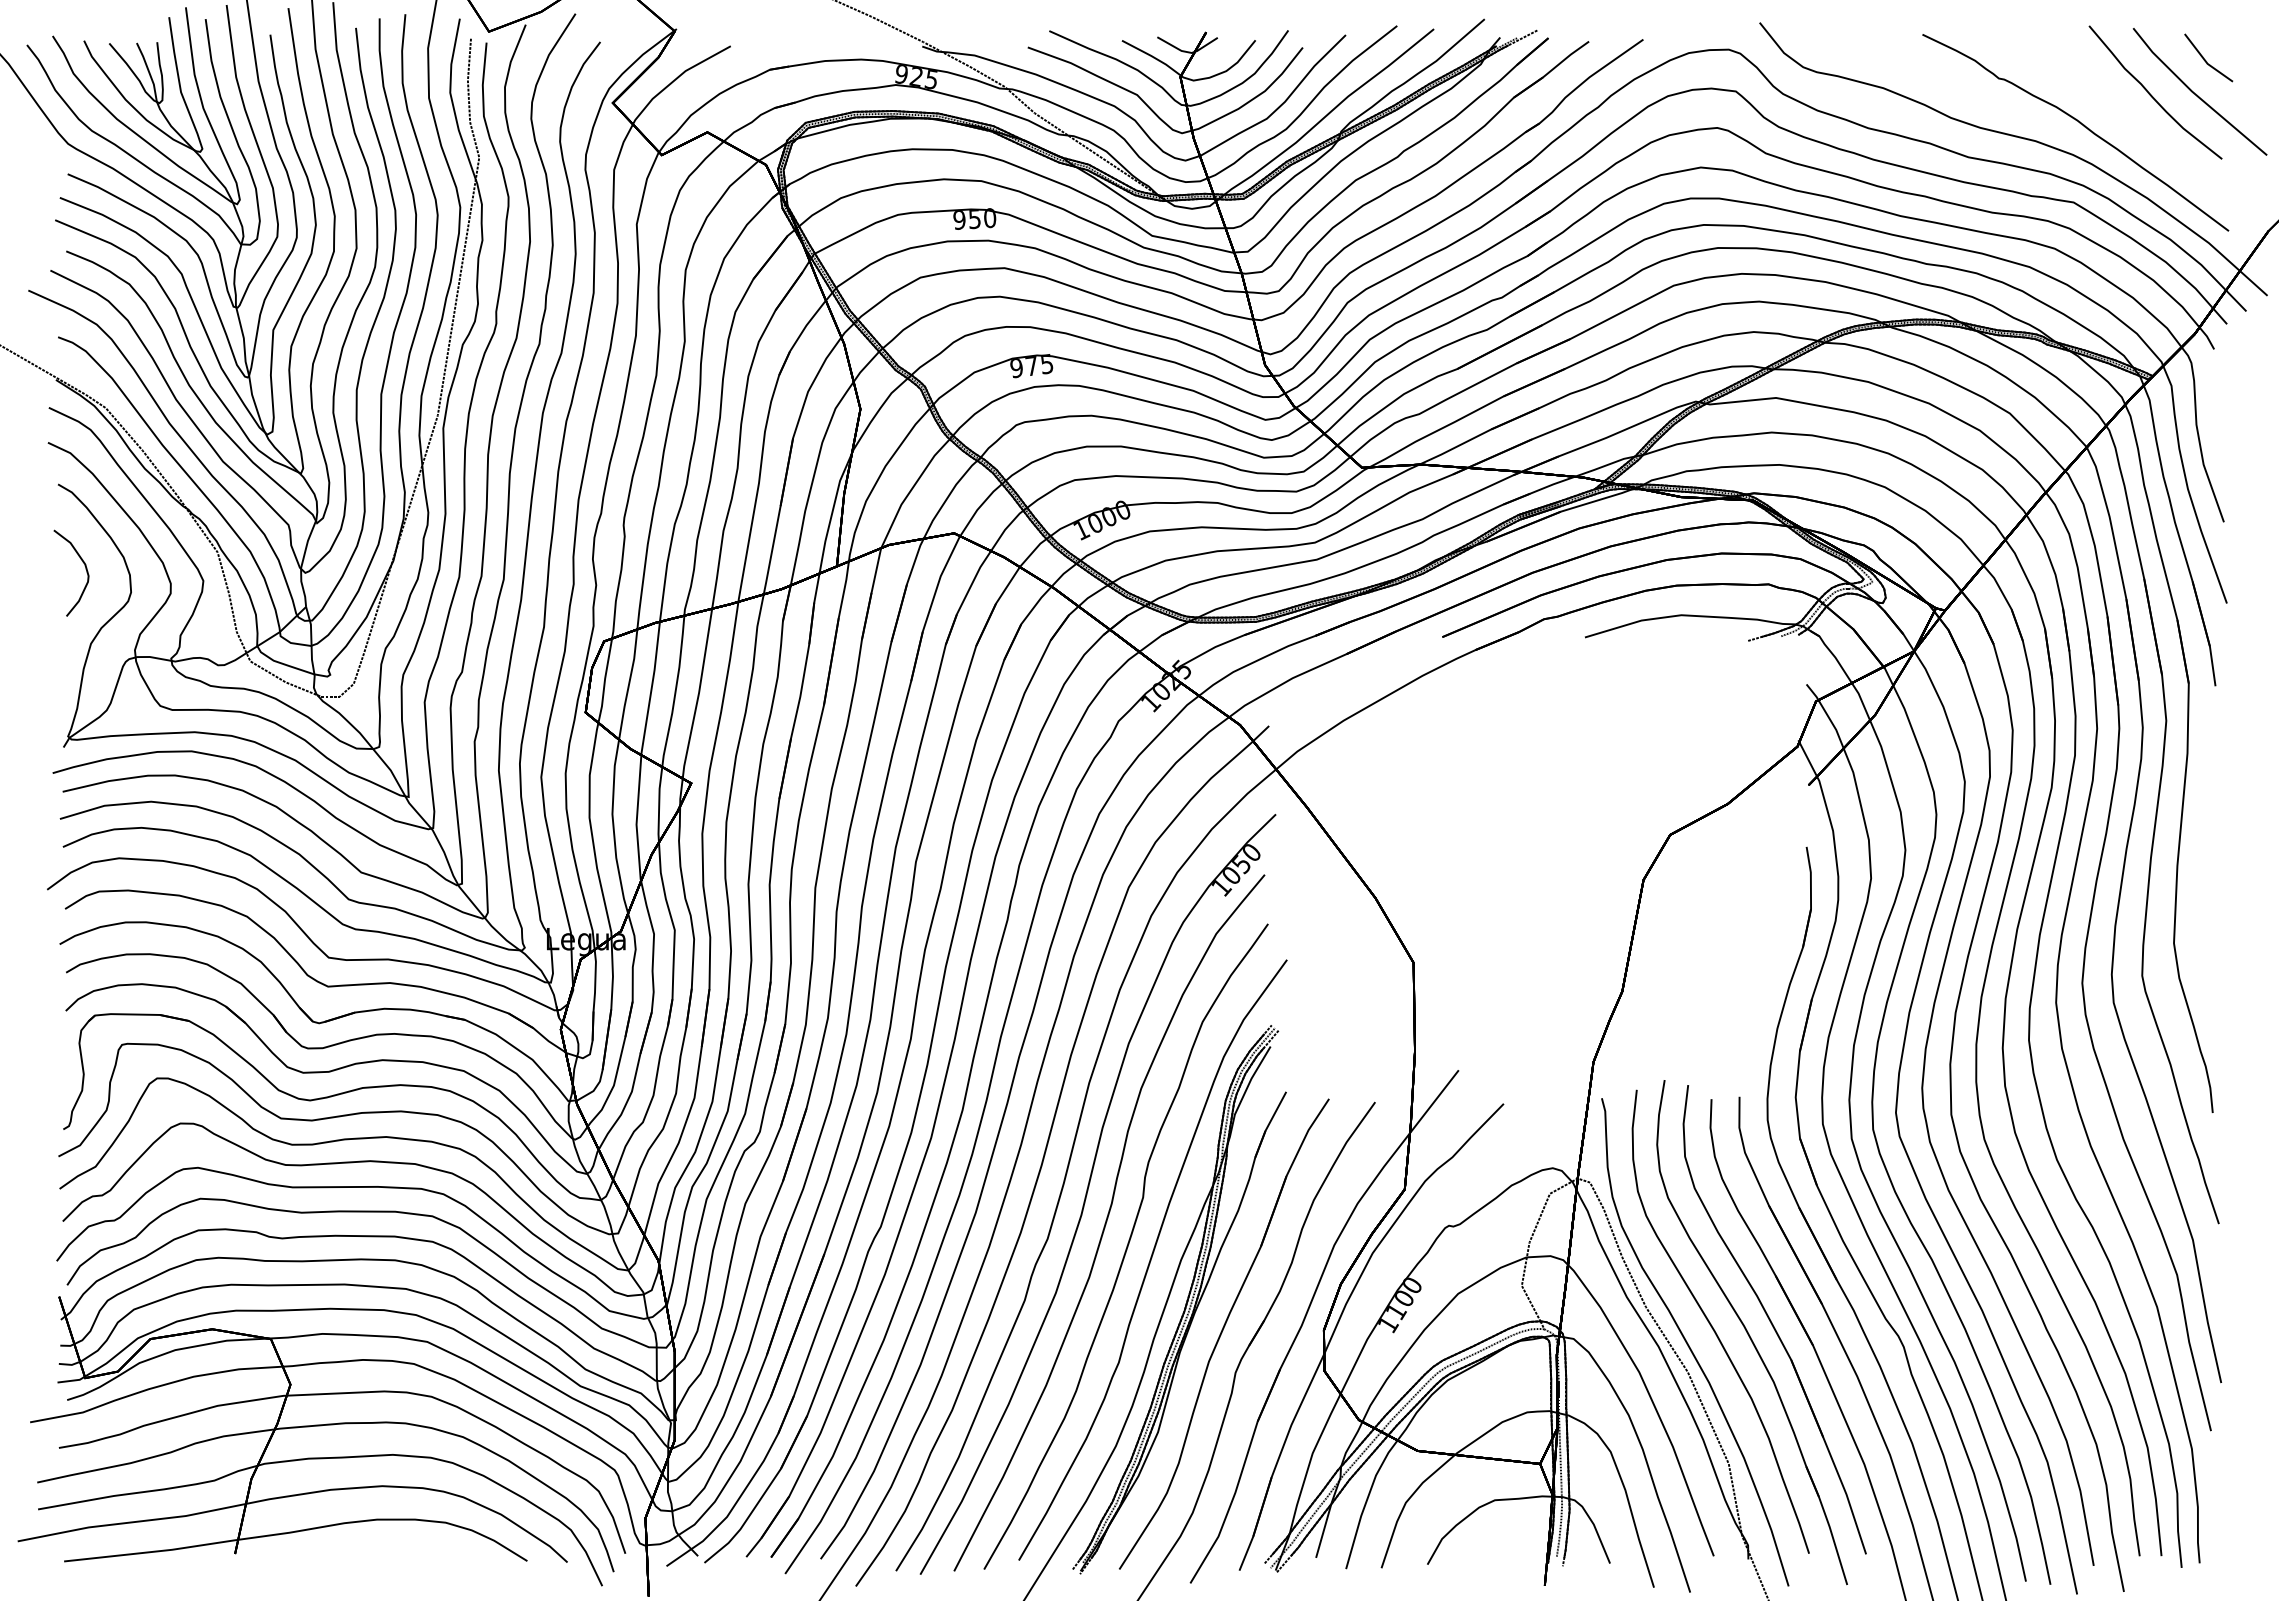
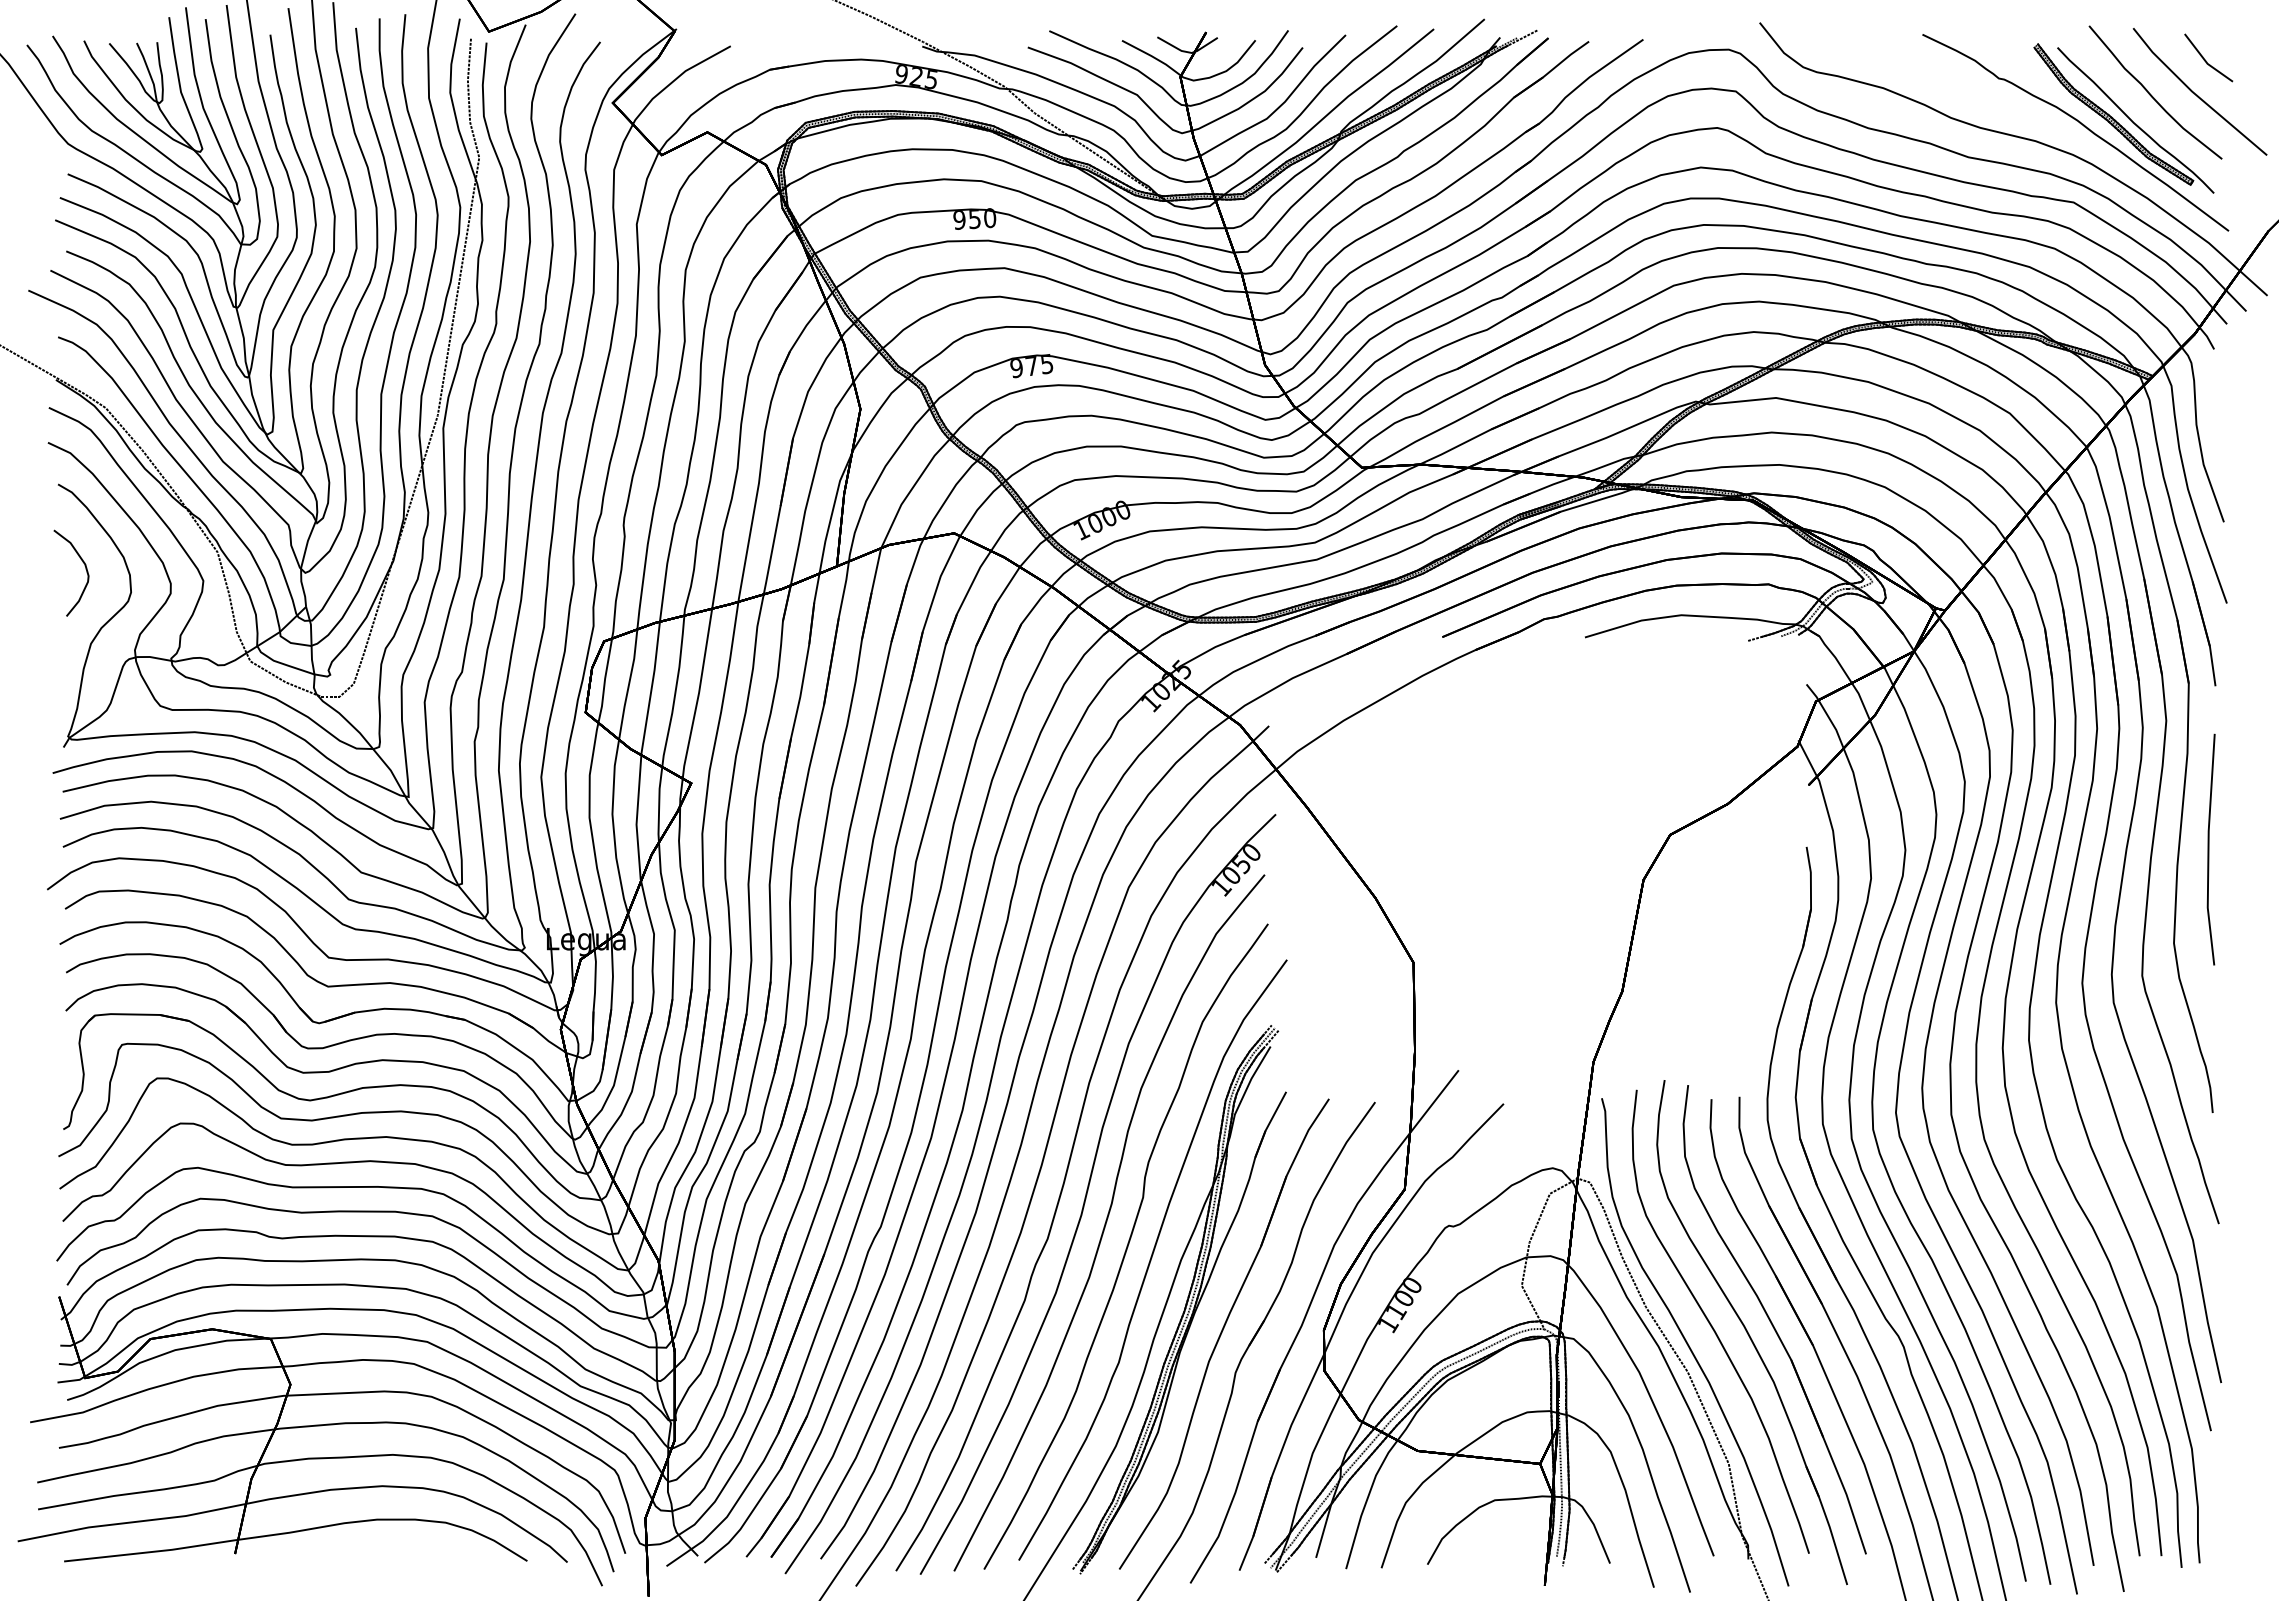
part: none -> present (2123, 118)
line: none -> present (2209, 849)
